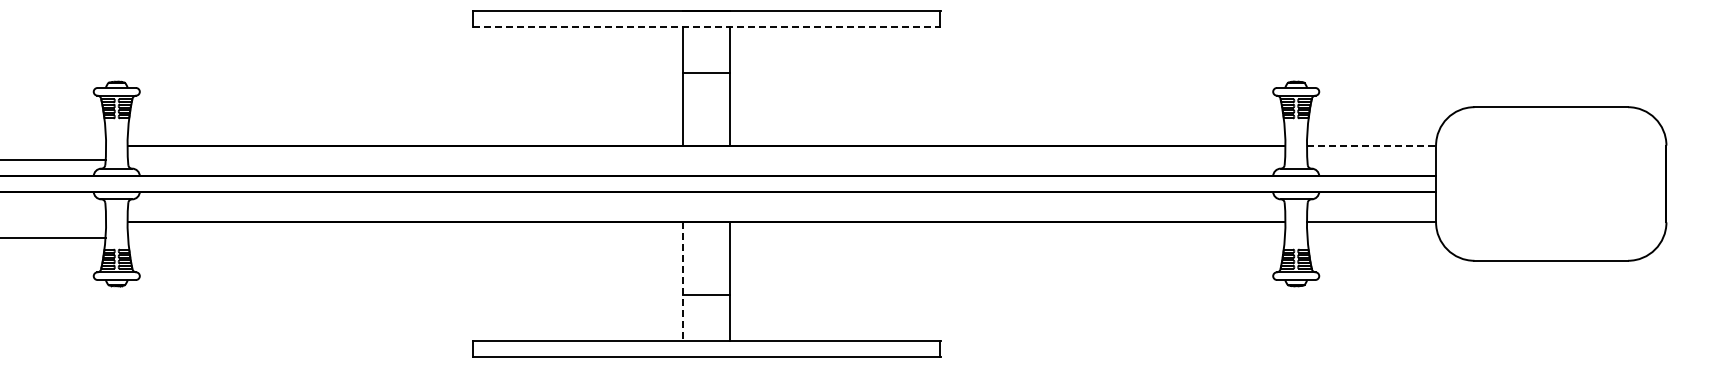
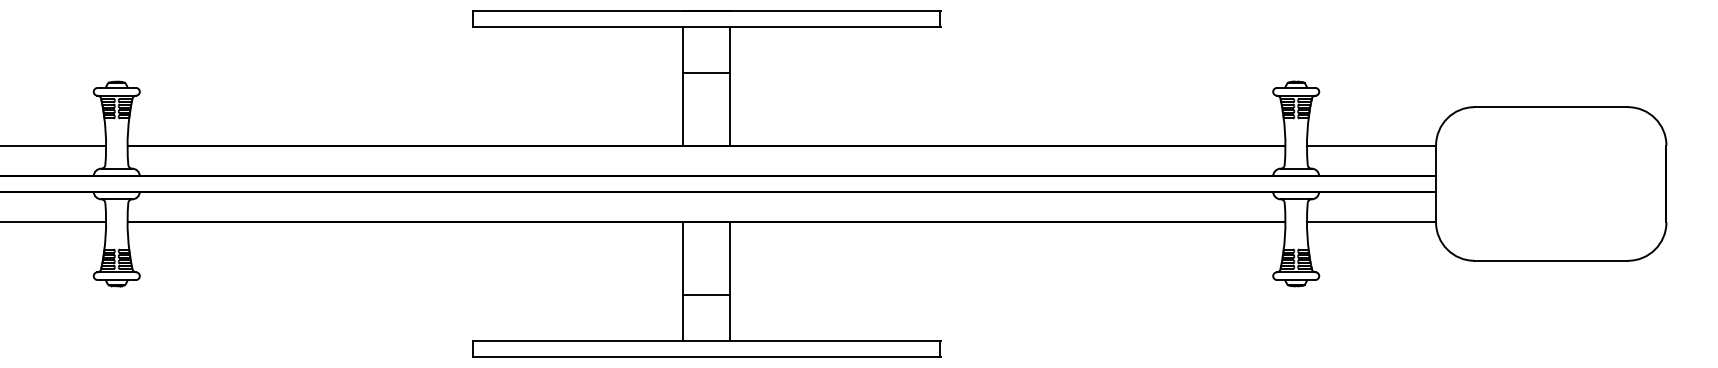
line: dashed -> solid (706, 27)
line: dashed -> solid (1371, 145)
line position: (54, 159) -> (54, 145) (54, 145)
line position: (54, 238) -> (54, 222) (54, 222)
line: dashed -> solid (683, 282)
